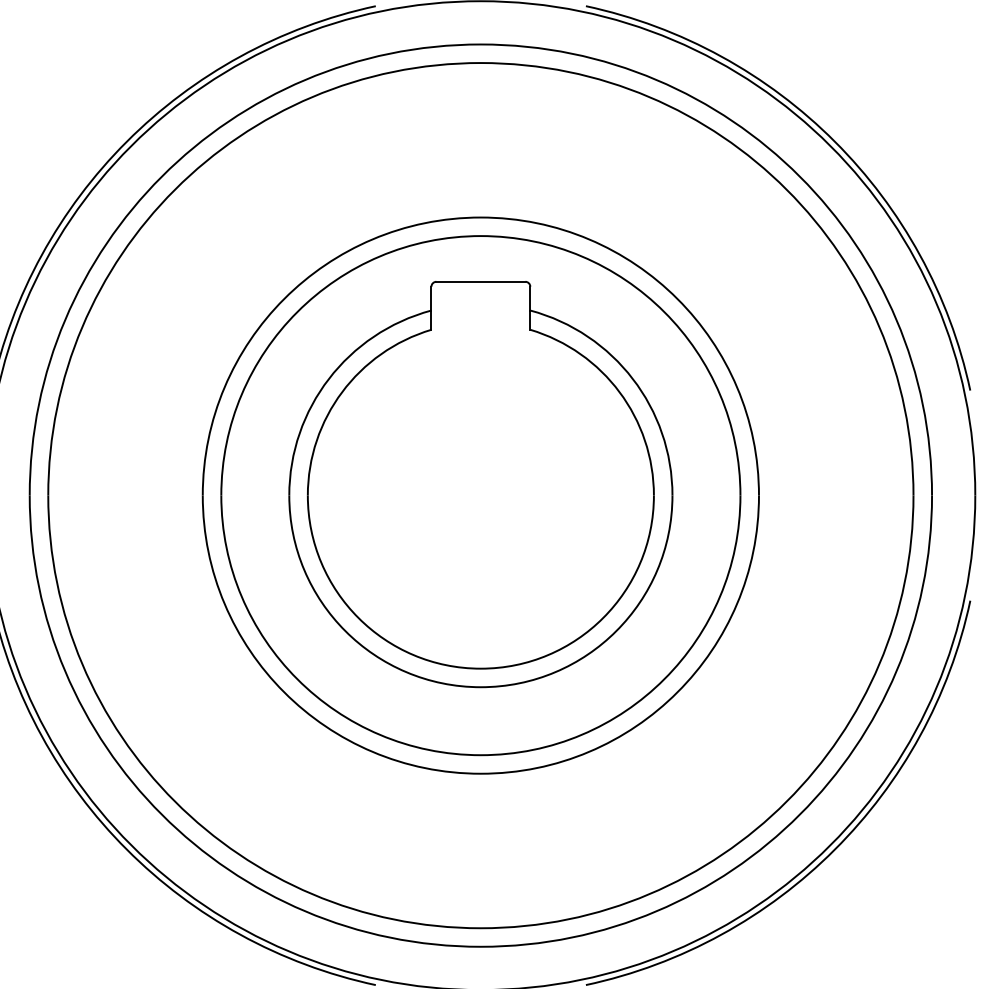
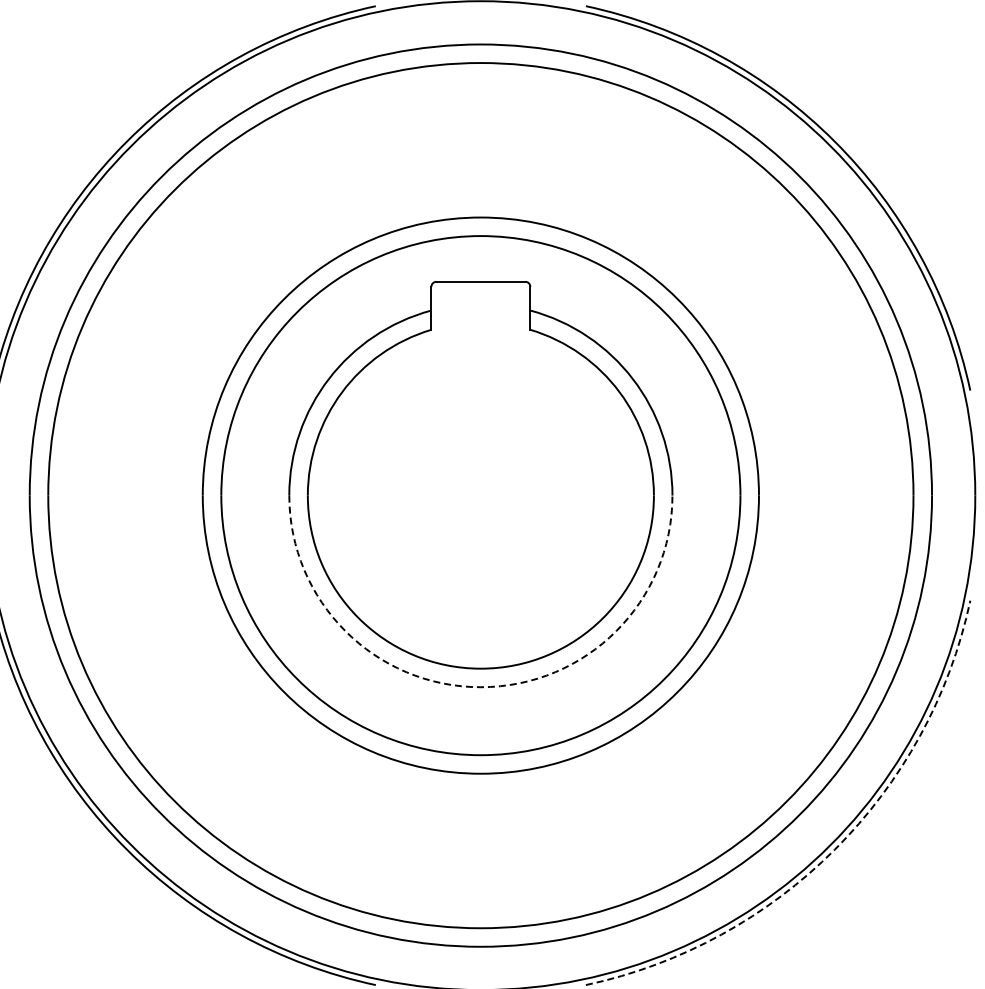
arc: solid -> dashed (480, 687)
arc: solid -> dashed (834, 849)
